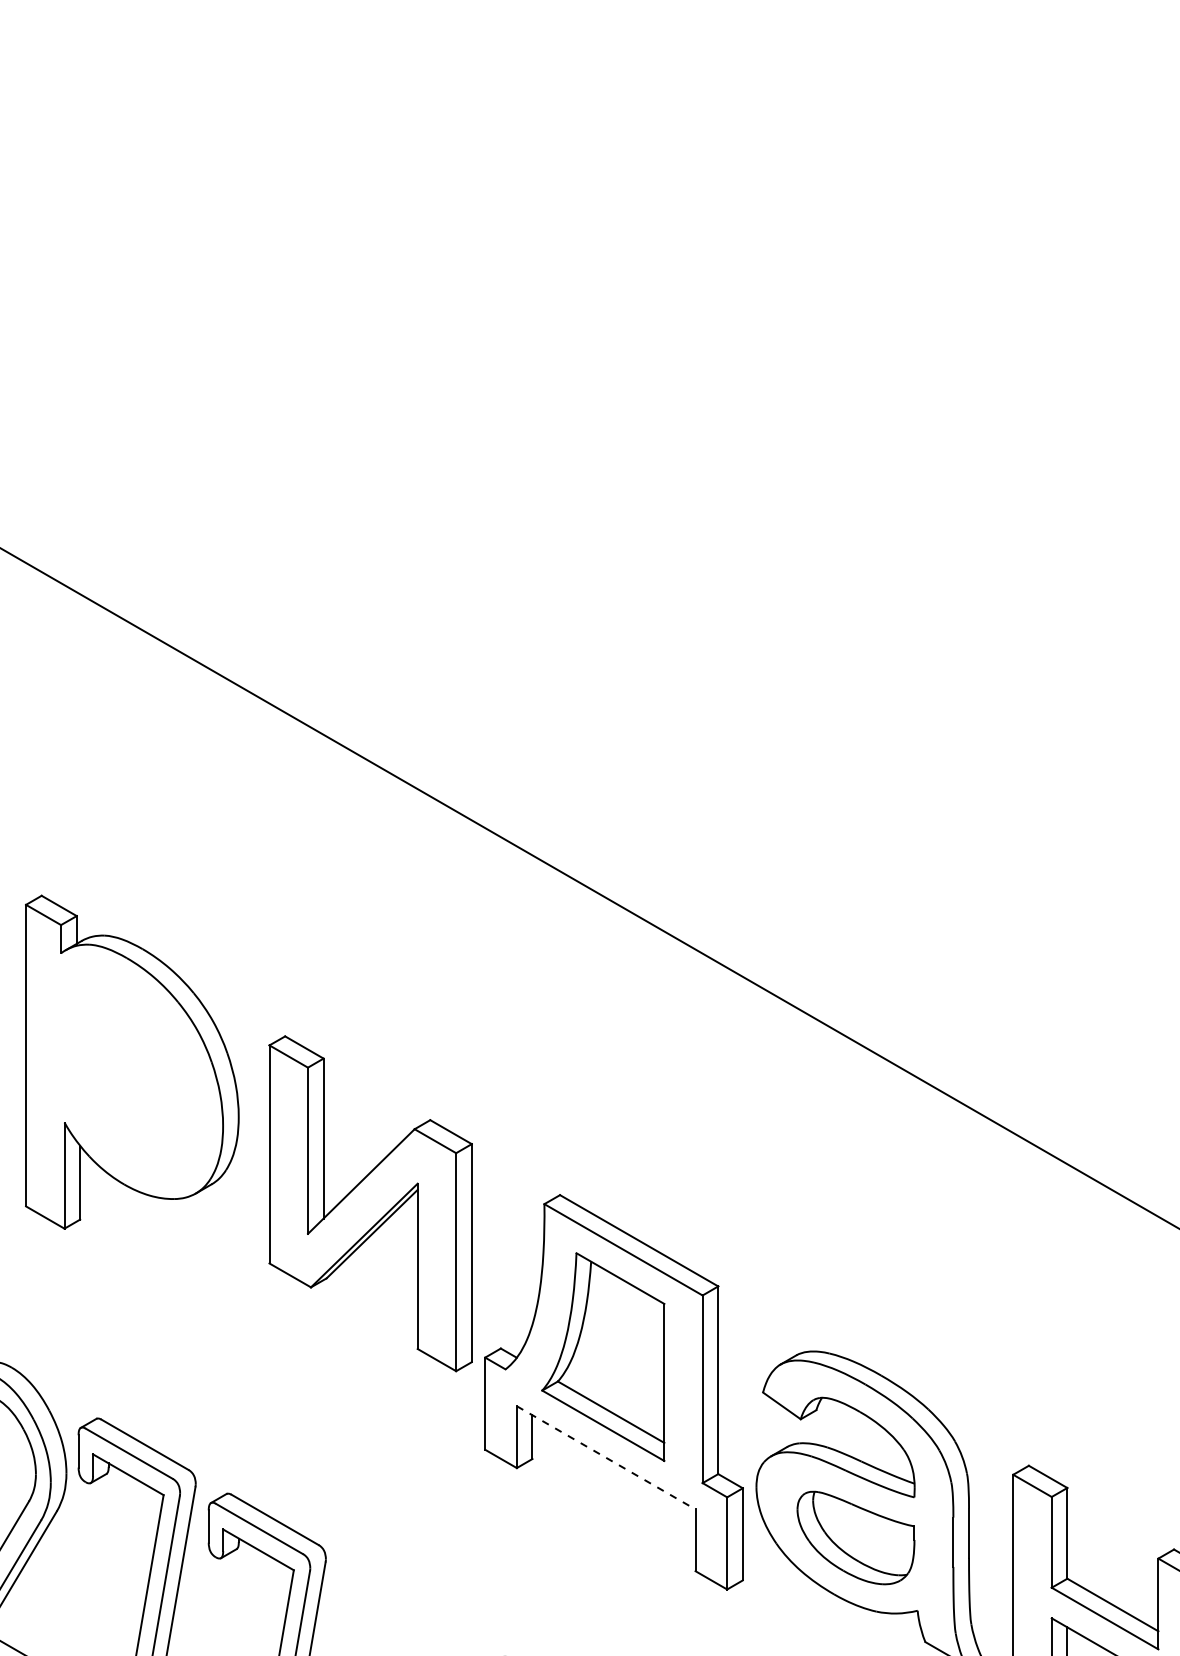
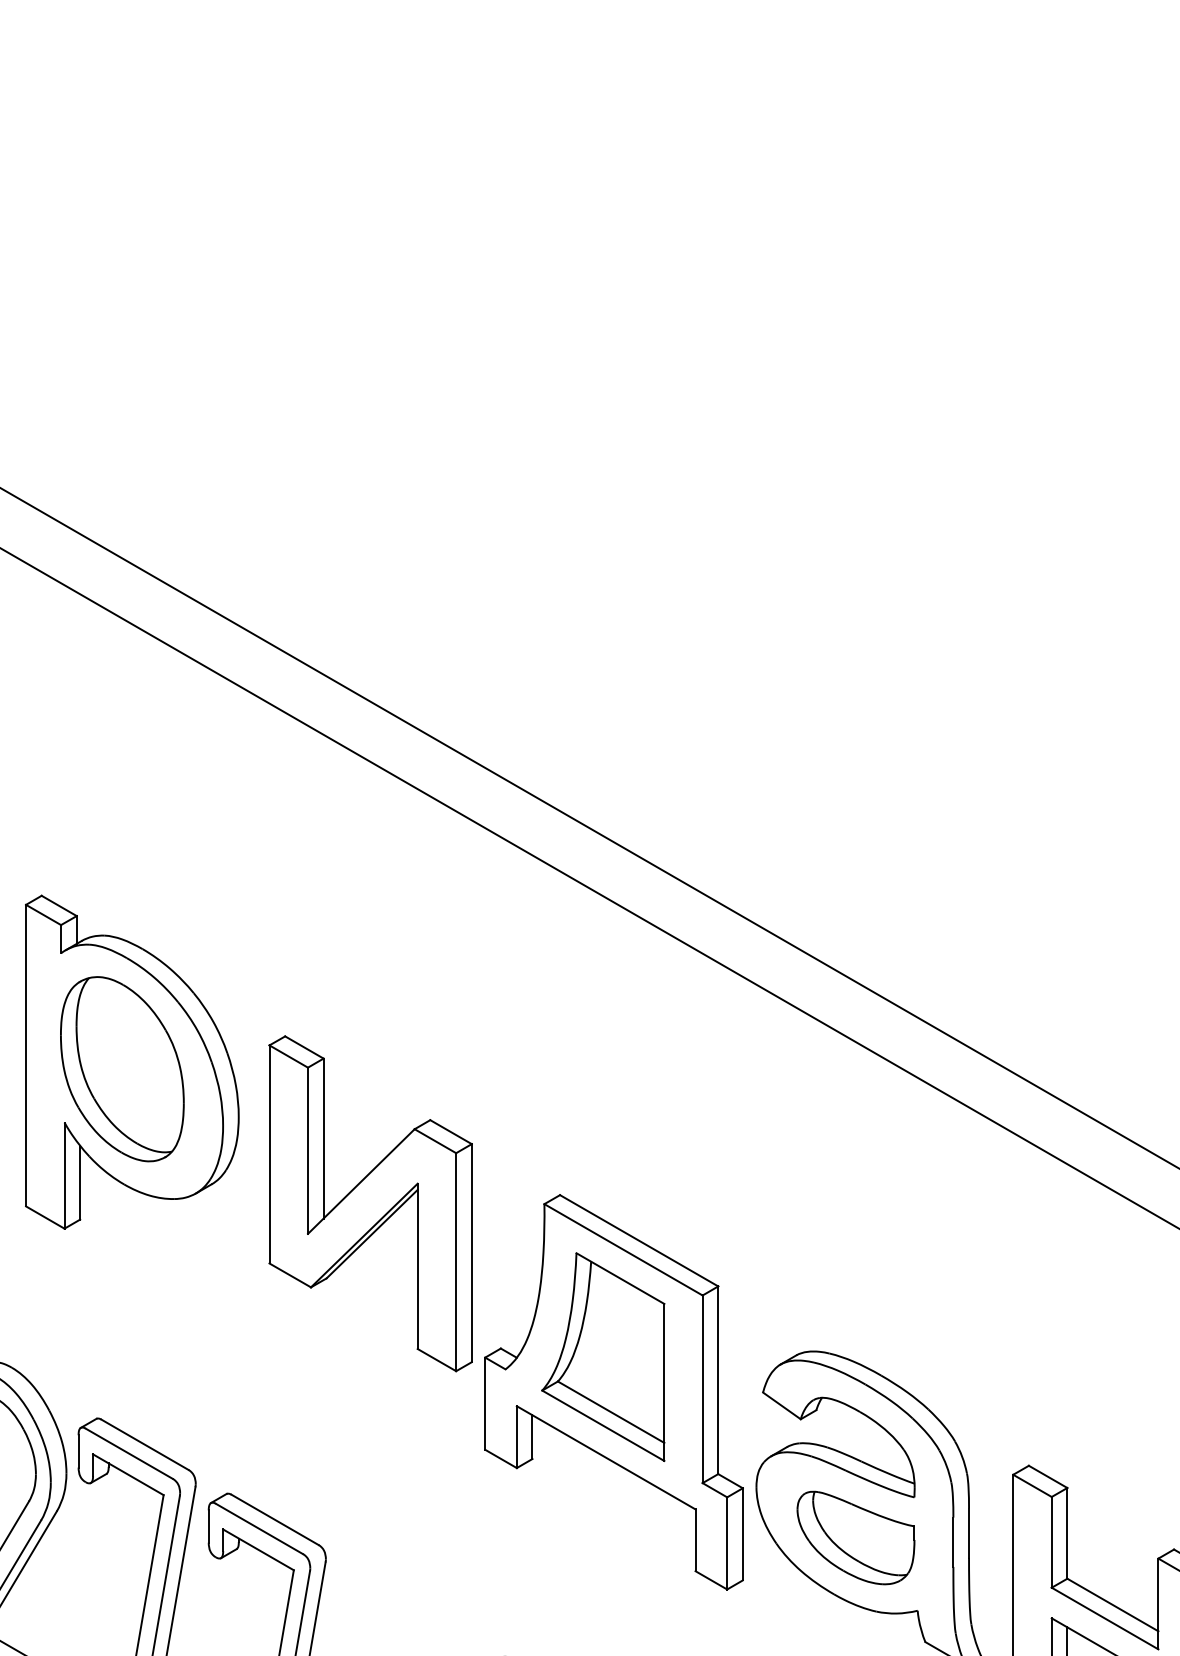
line: none -> present (589, 828)
part: none -> present (122, 1069)
line: dashed -> solid (606, 1458)
